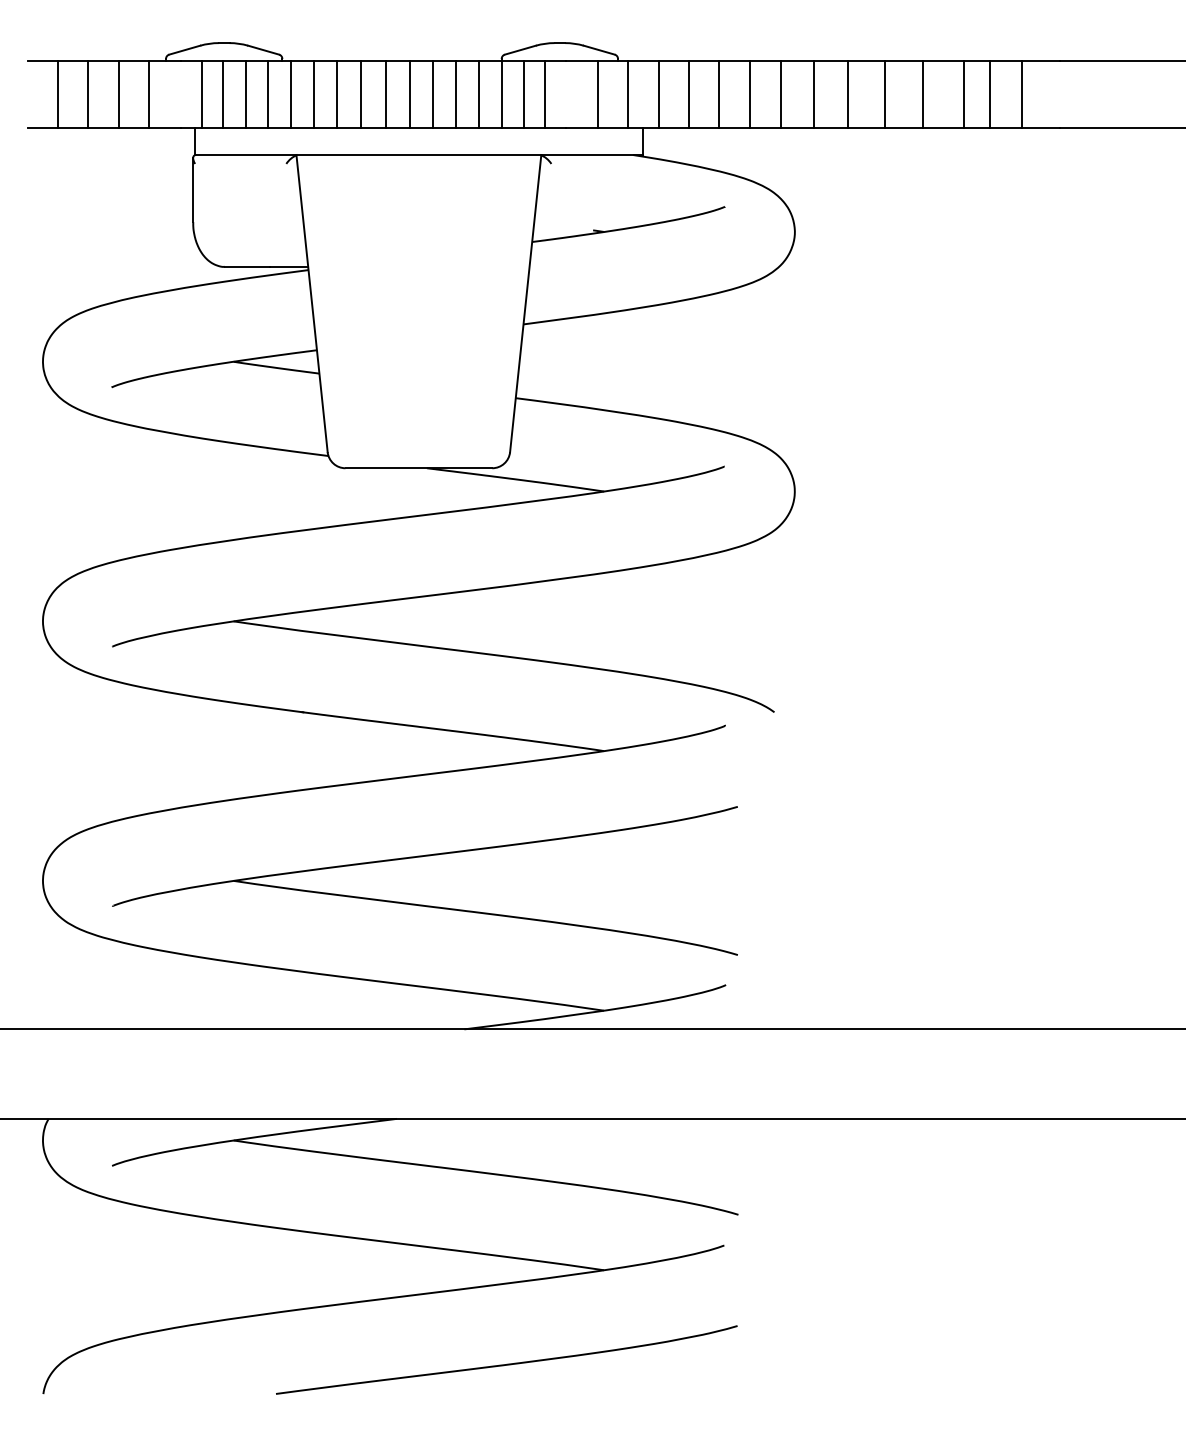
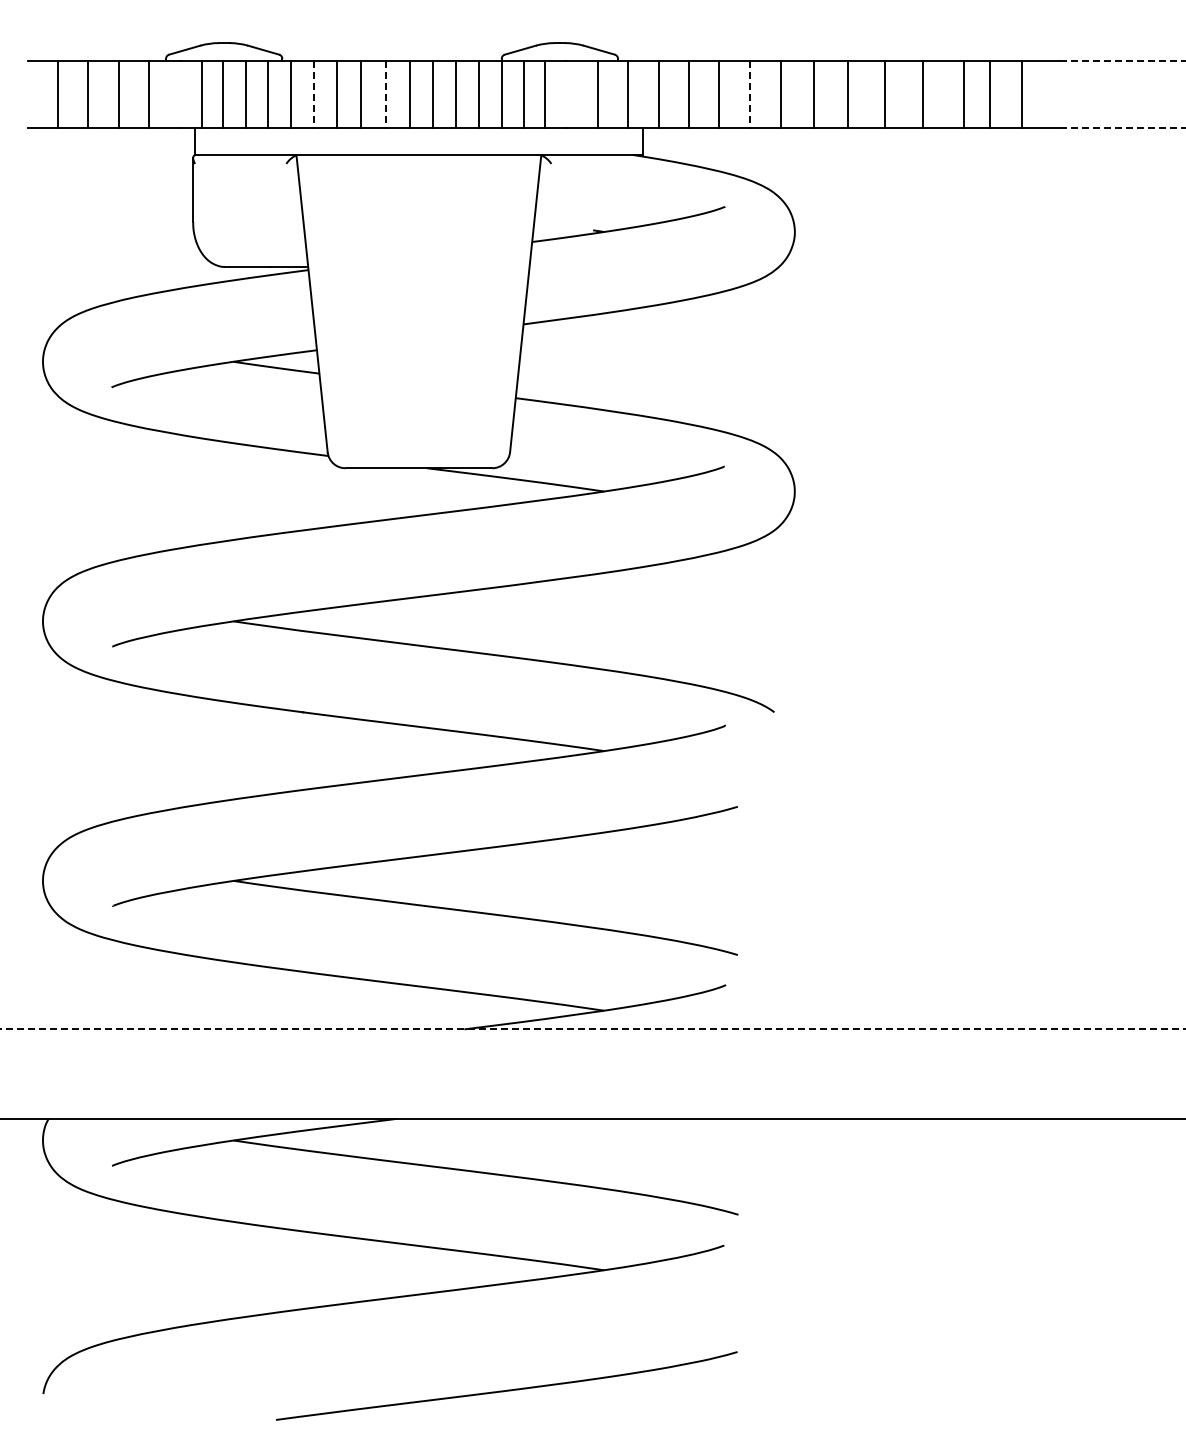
line: solid -> dashed (1122, 61)
line: solid -> dashed (314, 94)
line: solid -> dashed (386, 94)
line: solid -> dashed (749, 94)
line: solid -> dashed (1122, 128)
line: solid -> dashed (592, 1029)
curve position: (507, 1363) -> (507, 1389) (507, 1389)
